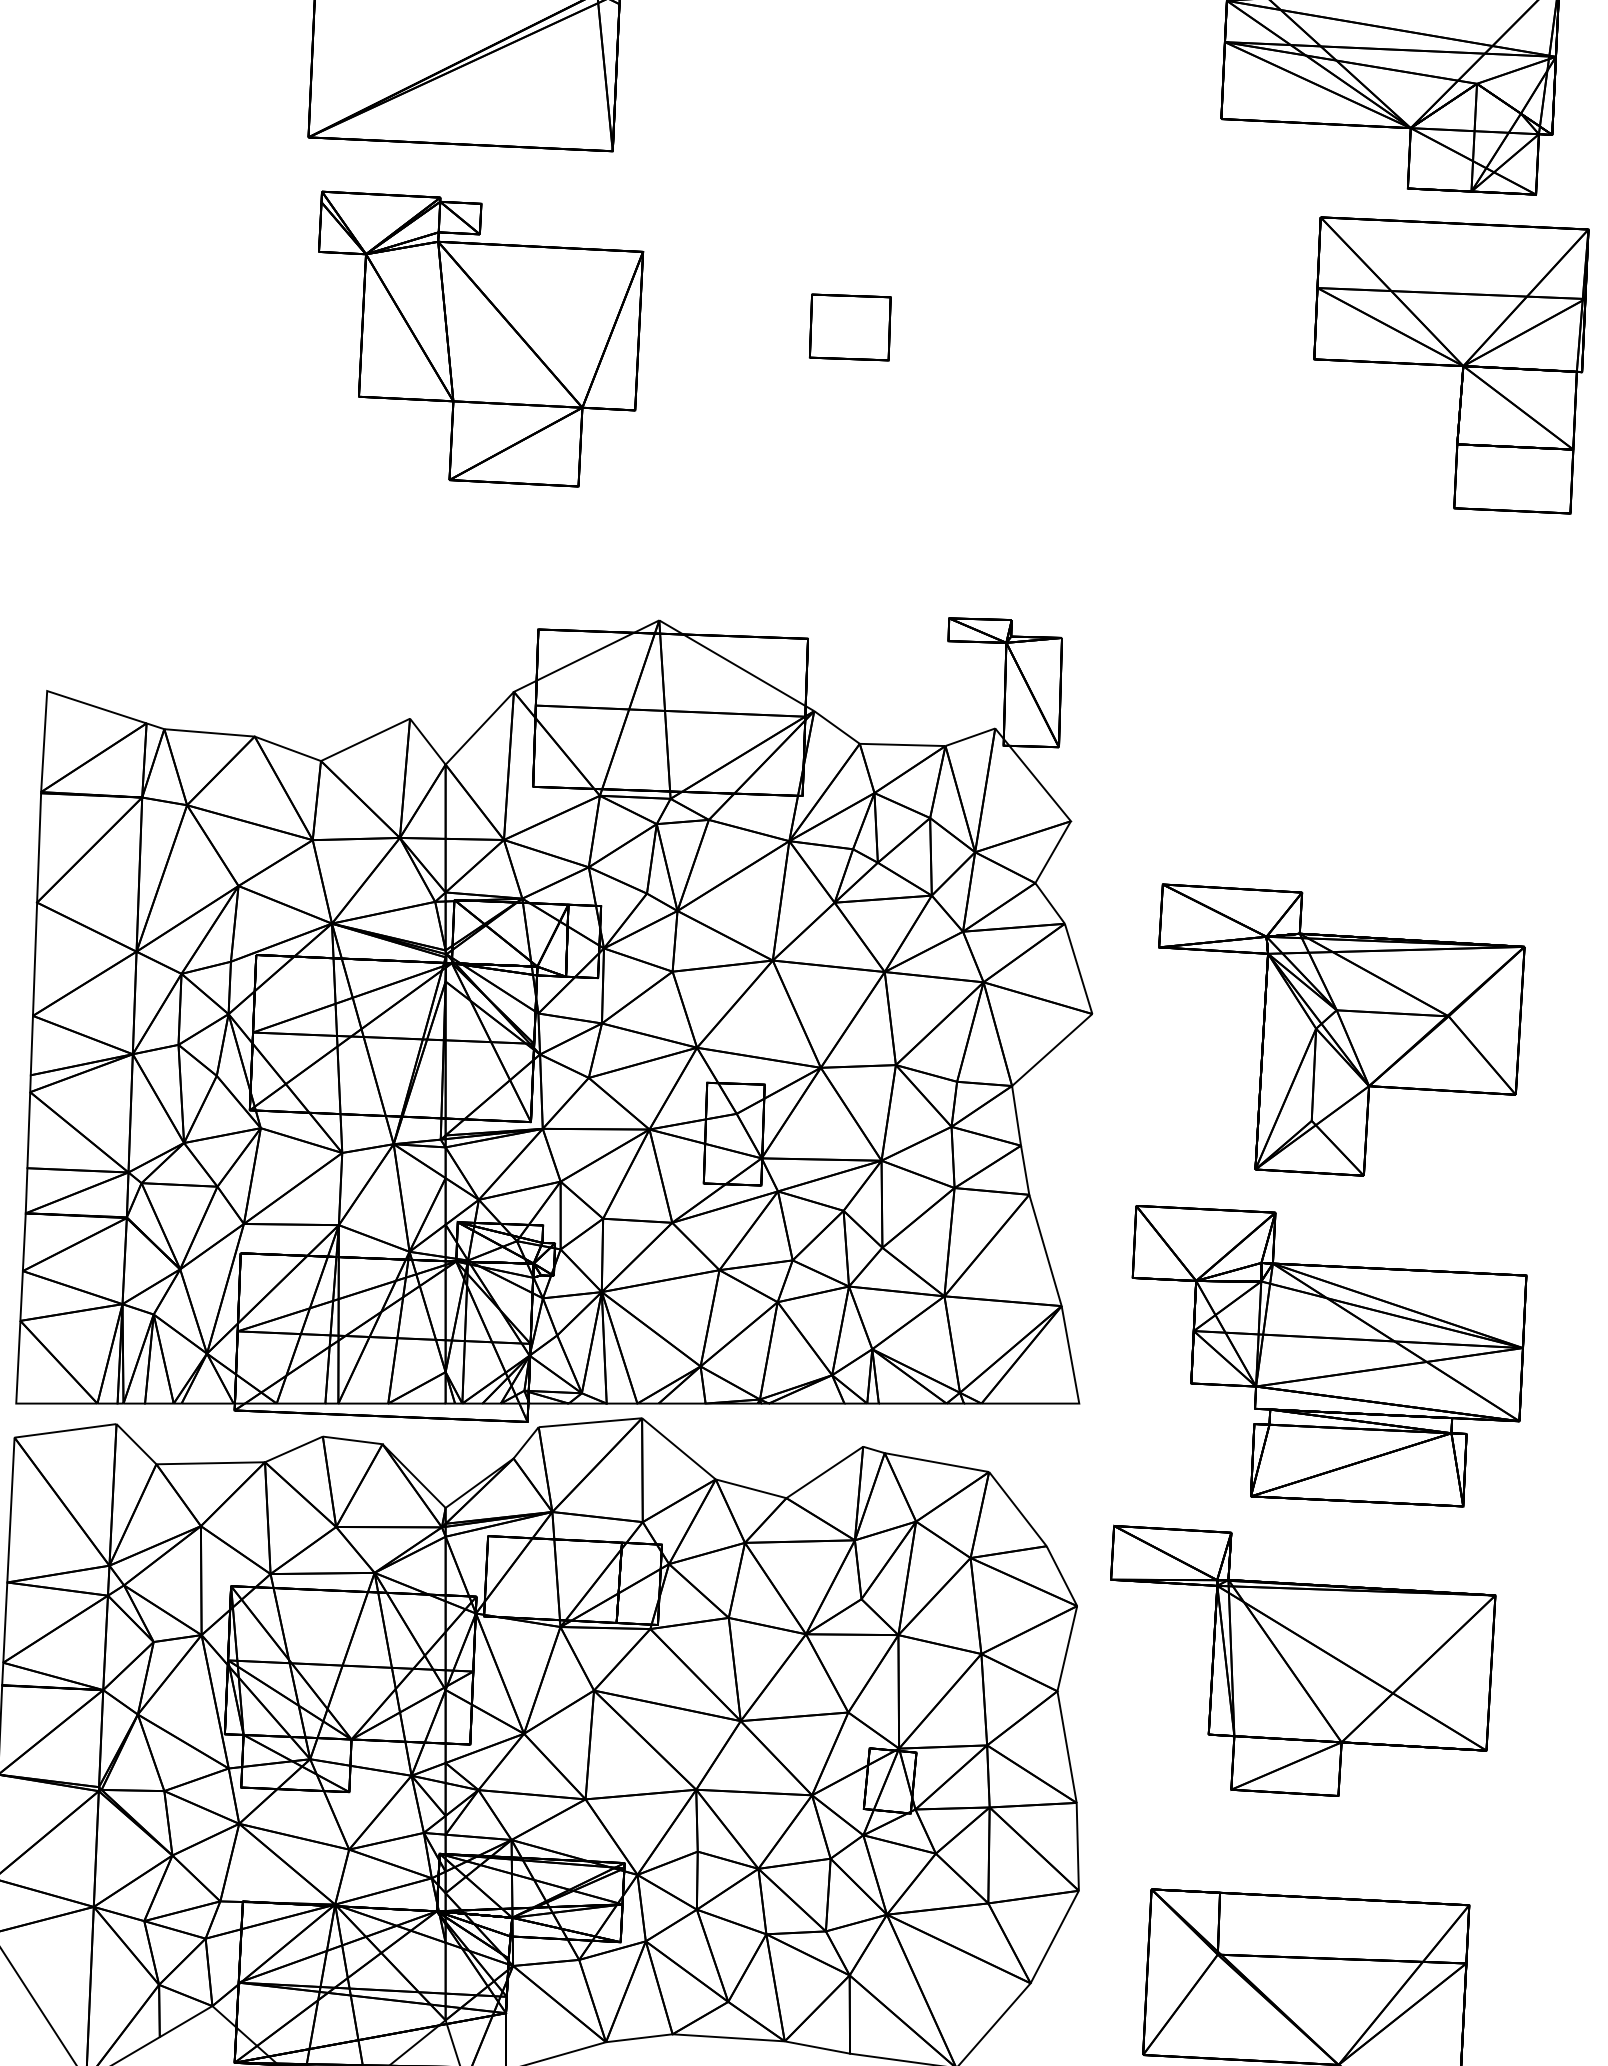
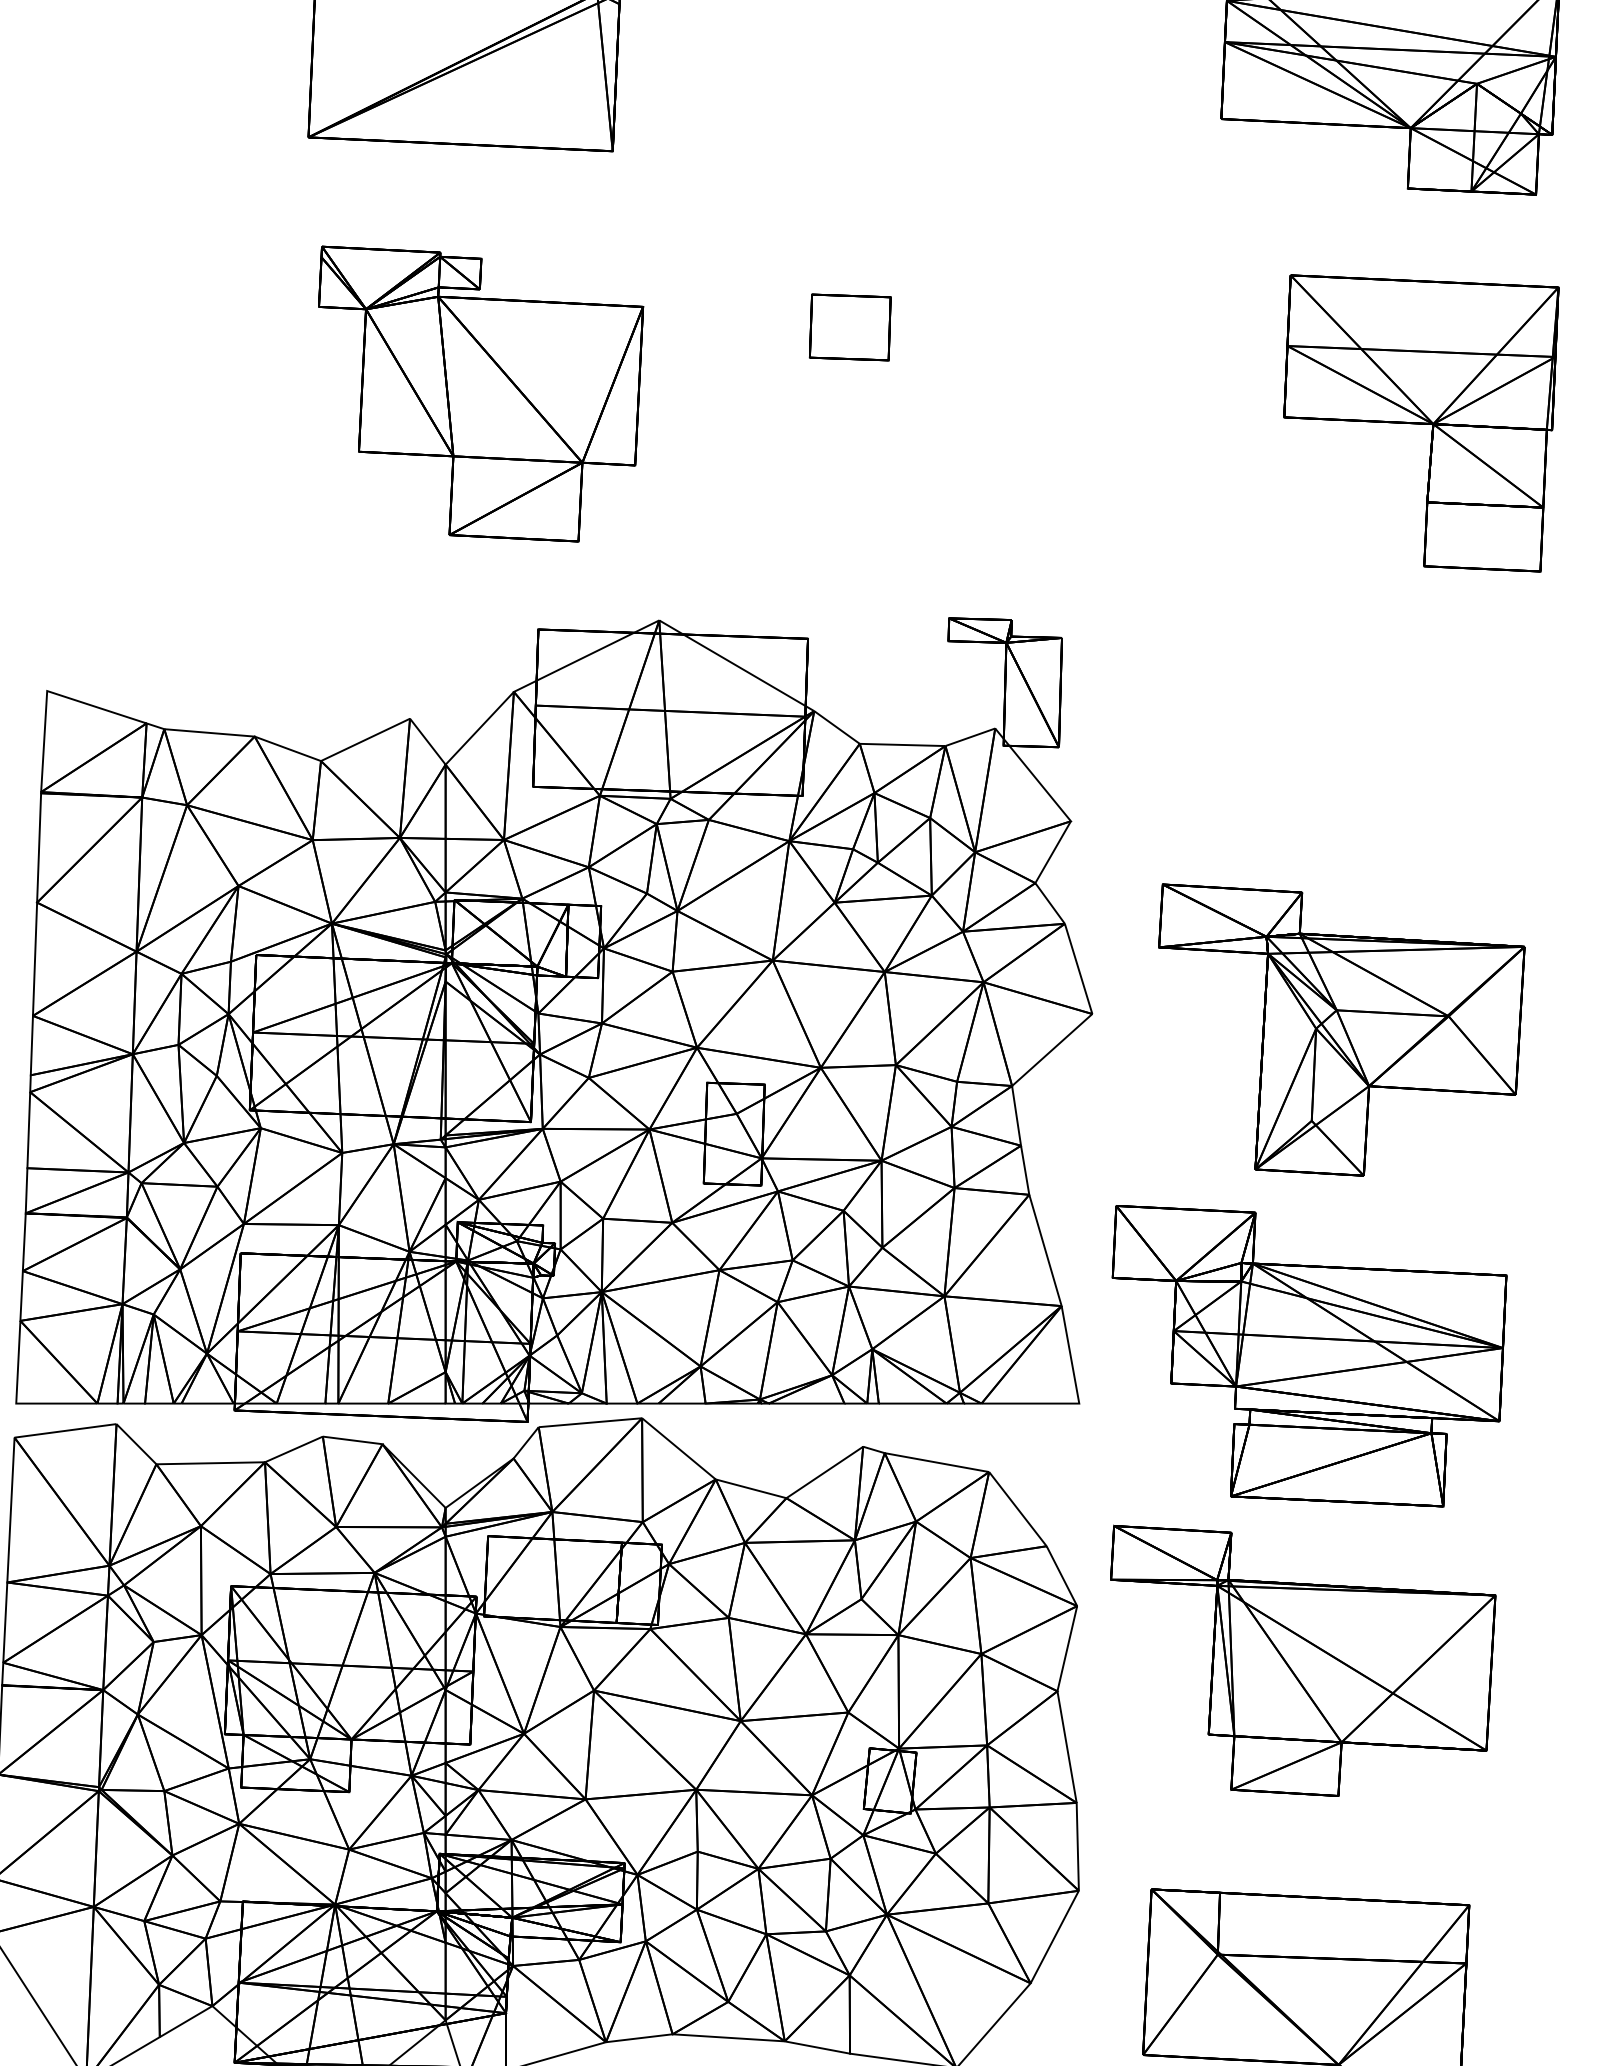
part position: (481, 338) -> (481, 393) (481, 393)
part position: (1451, 365) -> (1421, 423) (1421, 423)
part position: (1329, 1356) -> (1309, 1356) (1309, 1356)
